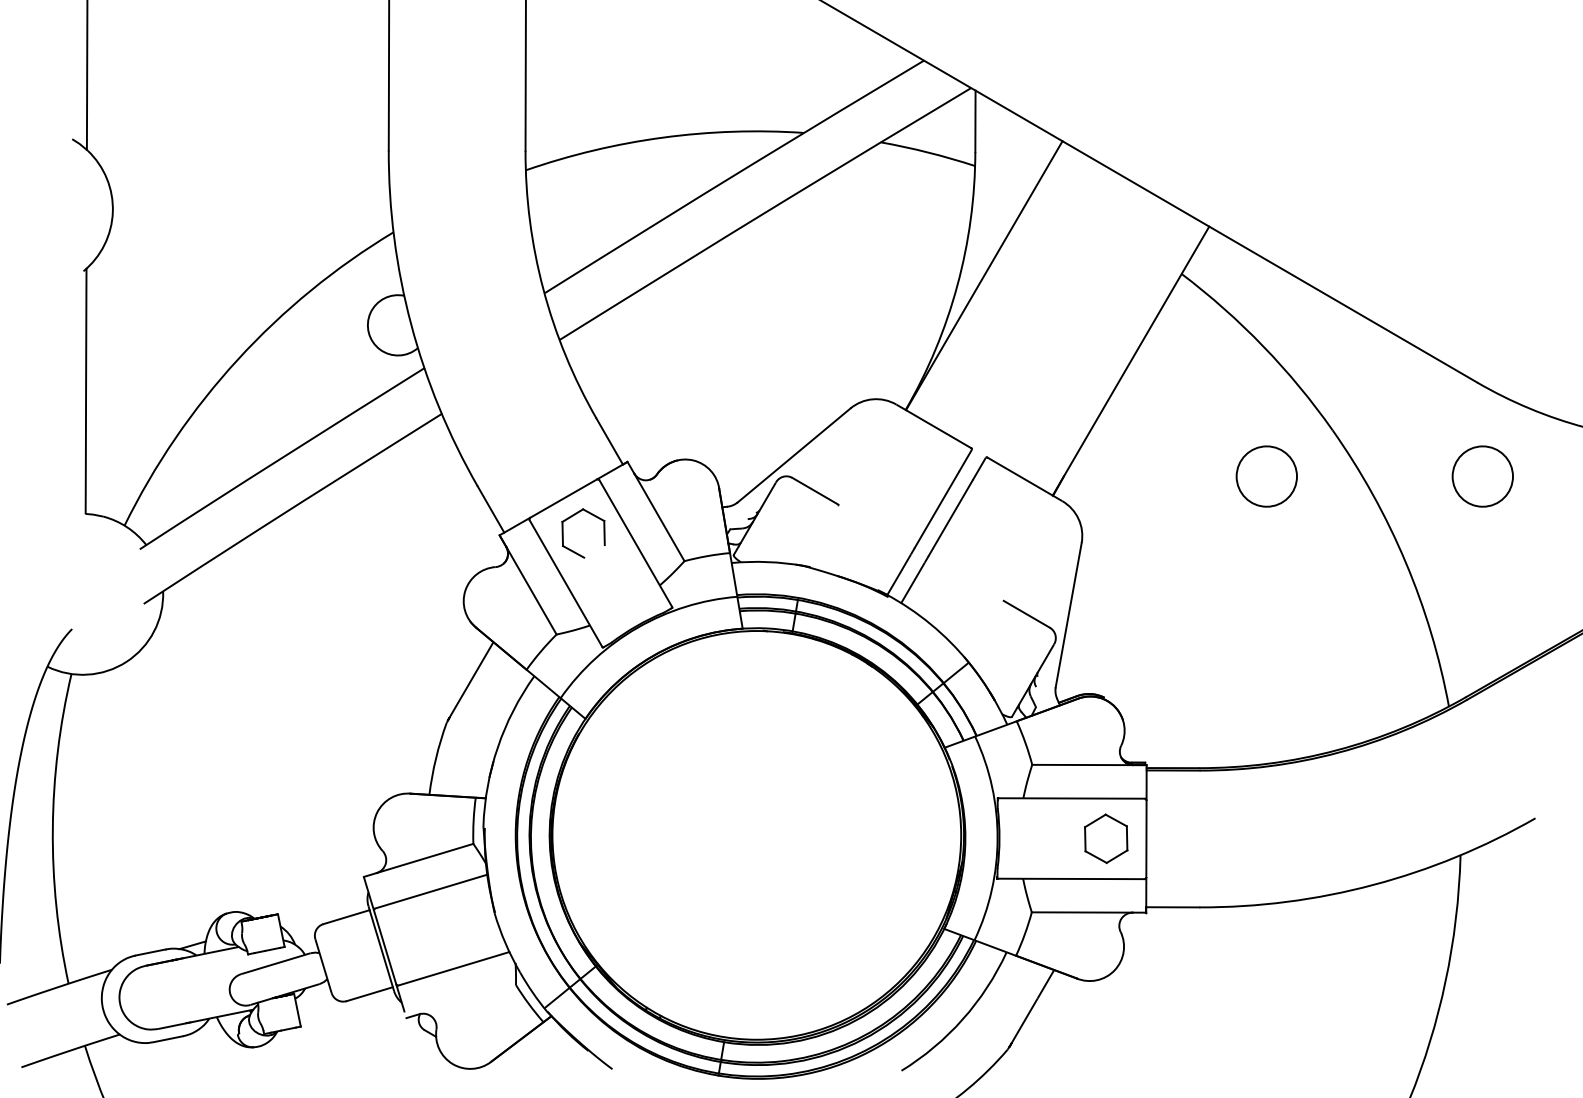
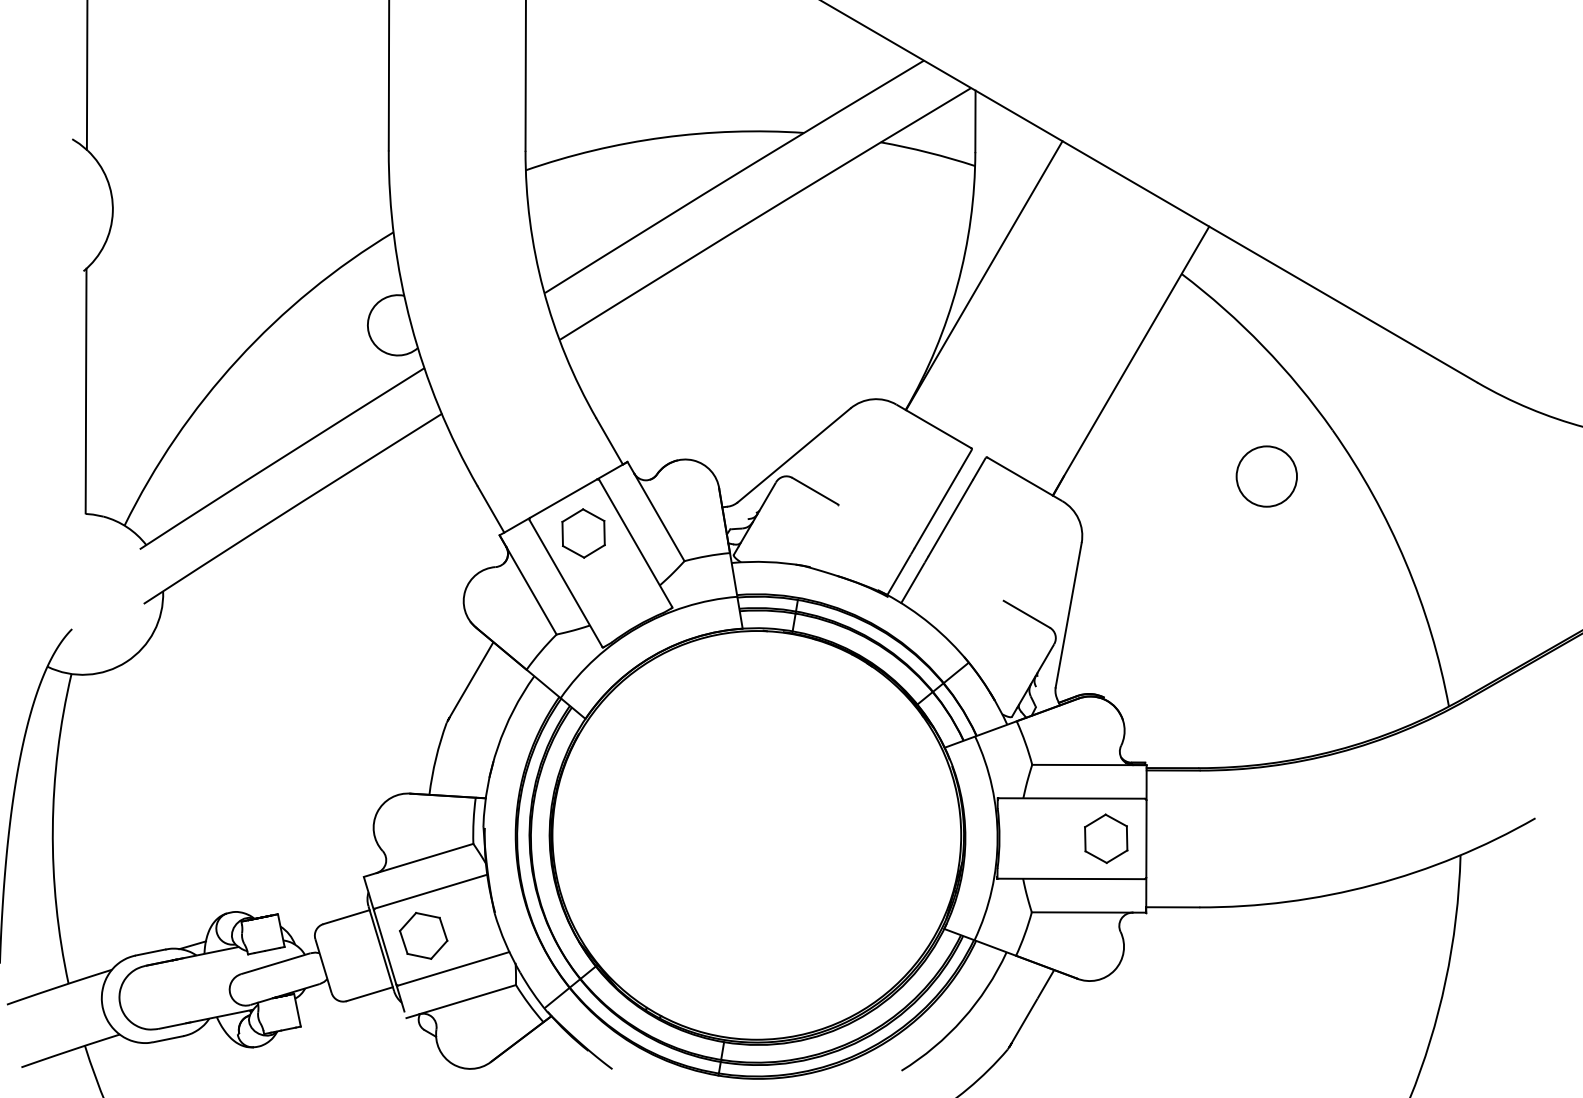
circle: present -> none (1482, 476)
line: none -> present (594, 551)
part: none -> present (423, 935)
line: none -> present (467, 999)
